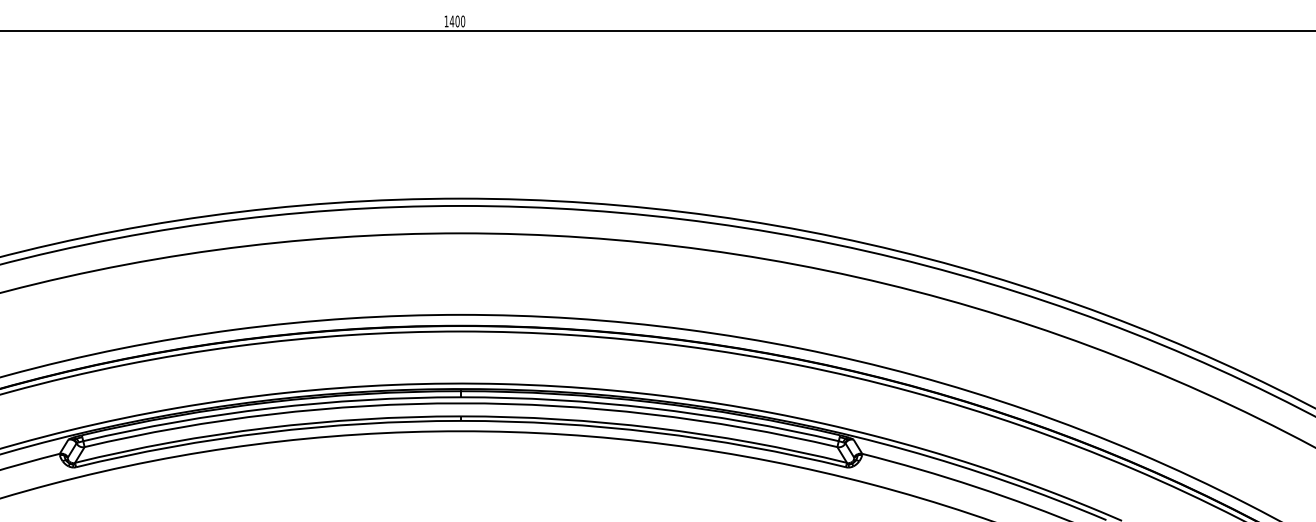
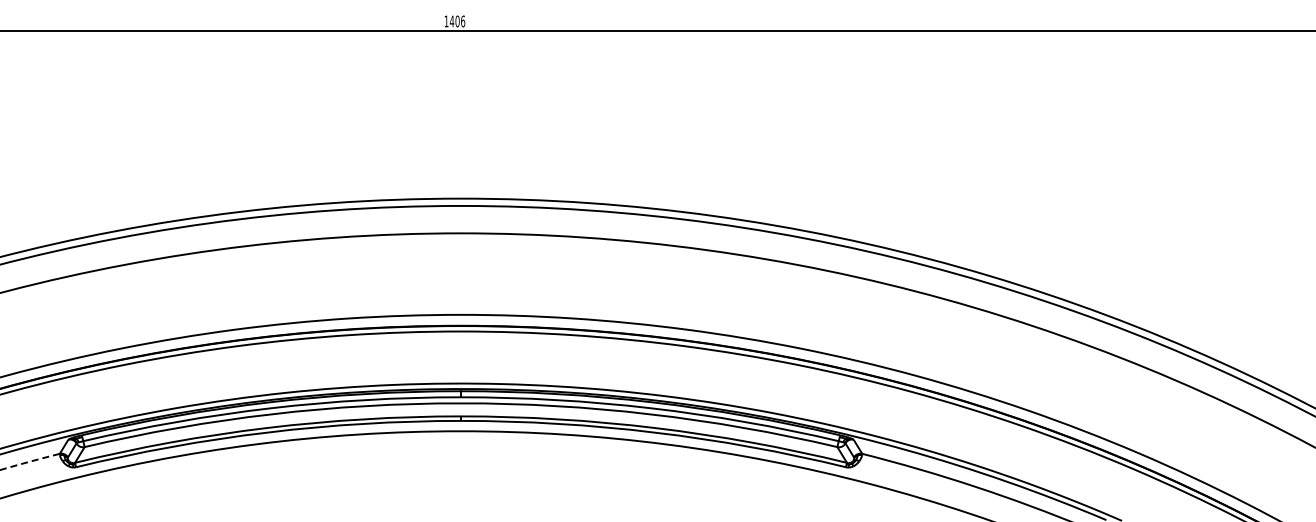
text: 1400 -> 1406 (463, 20)
arc: solid -> dashed (29, 461)
